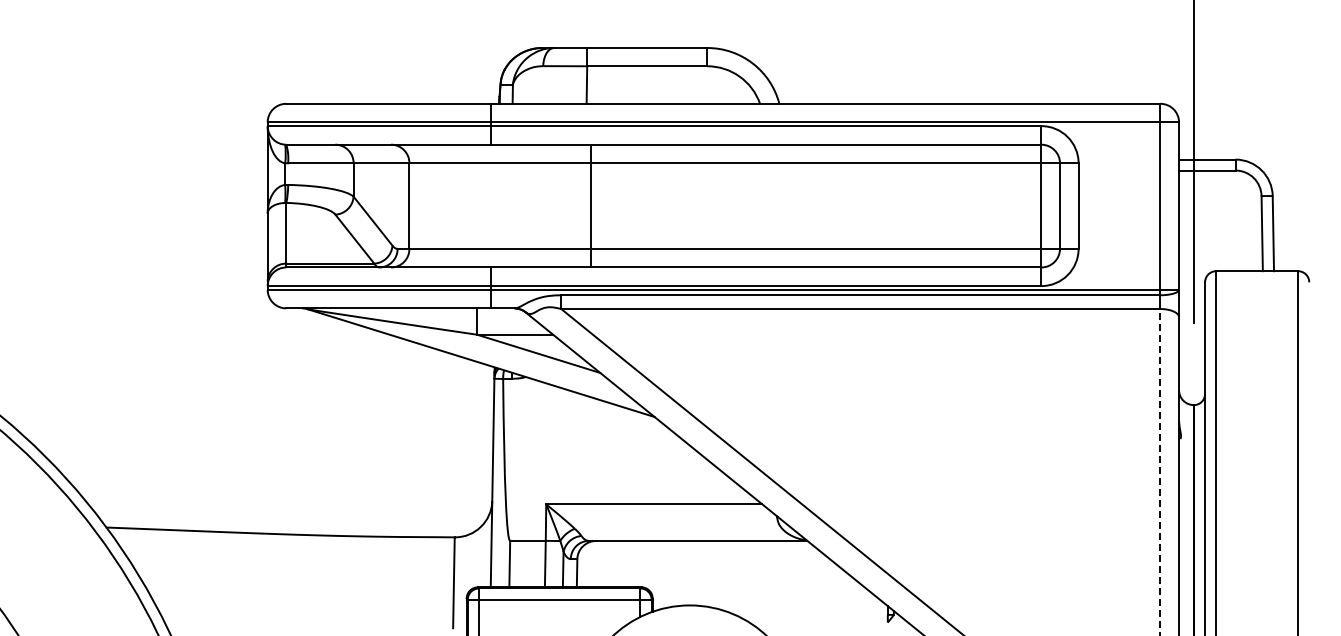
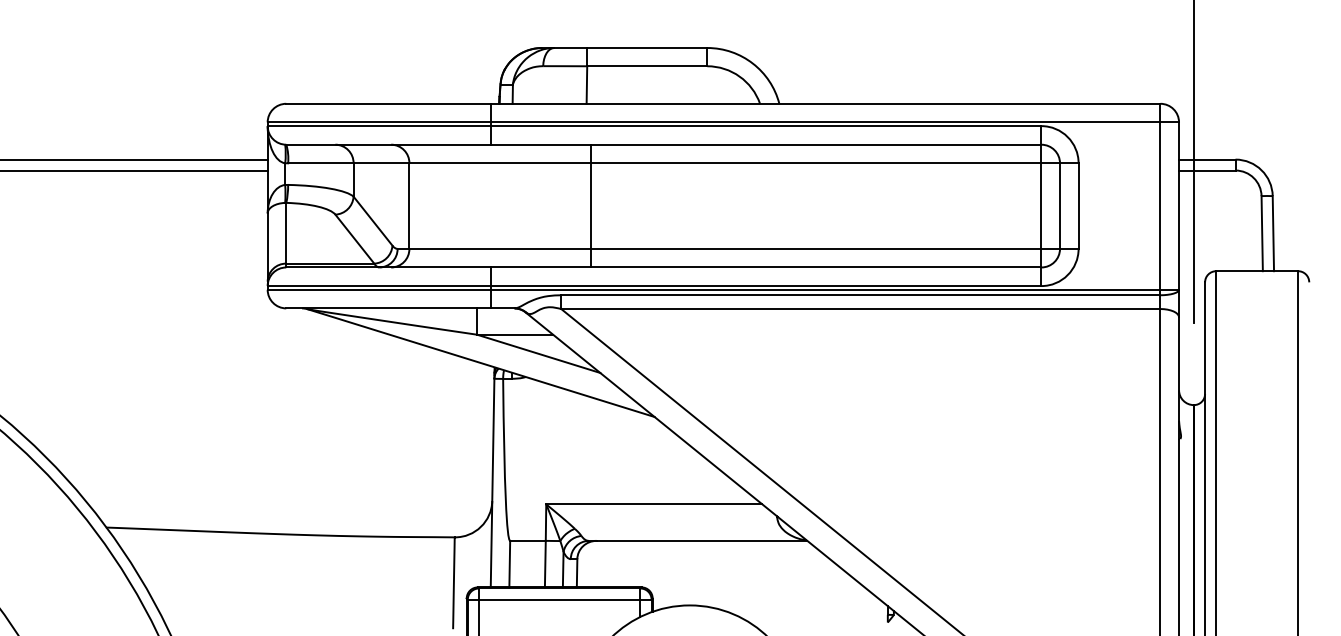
line: none -> present (134, 159)
line: none -> present (134, 170)
line: dashed -> solid (1160, 471)
